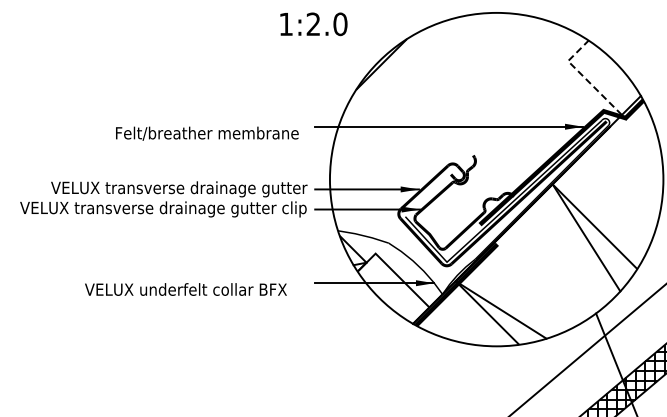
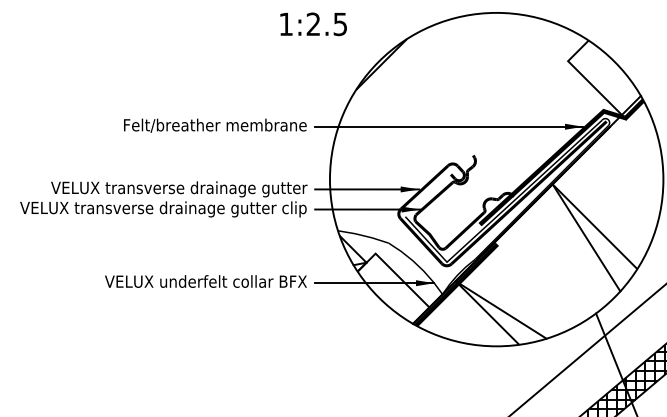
text: 1:2.0 -> 1:2.5 (340, 24)
line: dashed -> solid (584, 77)
text position: (207, 133) -> (215, 125) (215, 125)
text position: (185, 289) -> (205, 281) (205, 281)
